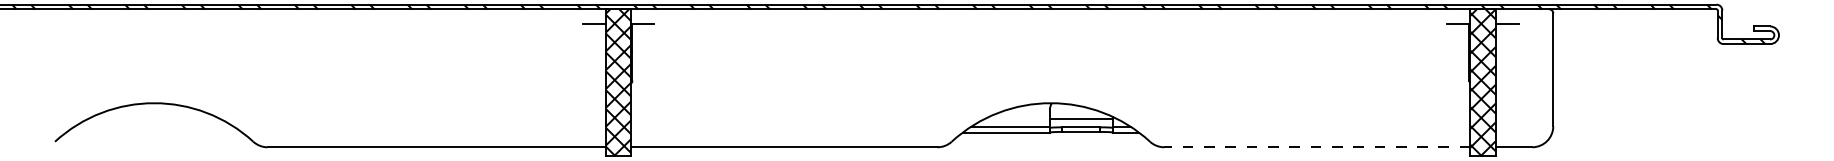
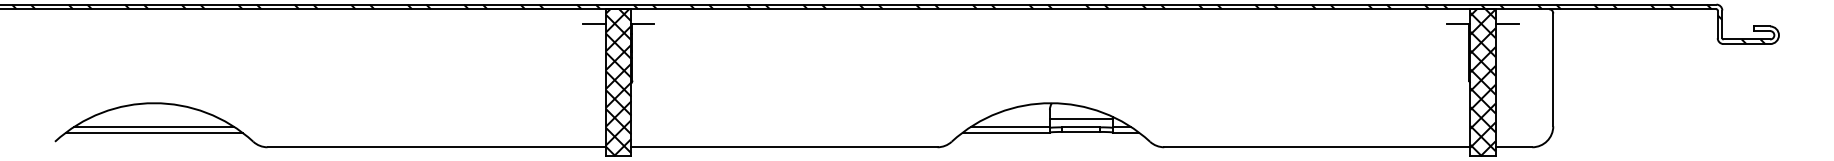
line: none -> present (154, 126)
line: none -> present (153, 132)
line: dashed -> solid (1316, 147)
